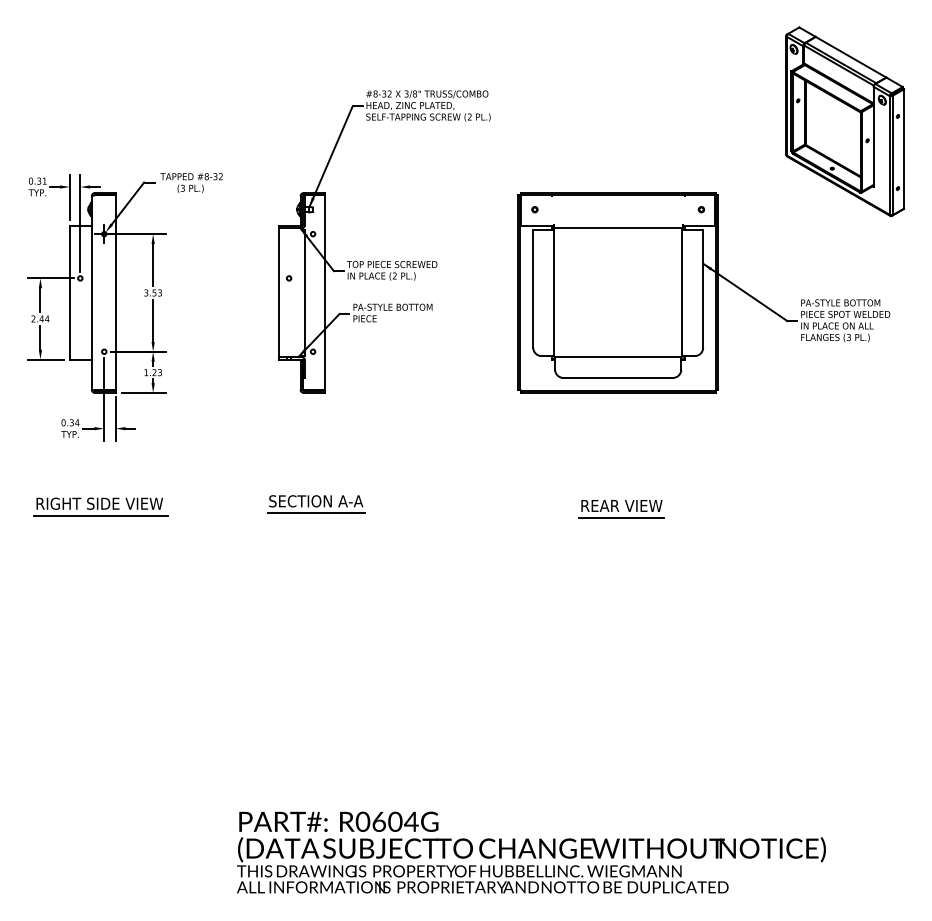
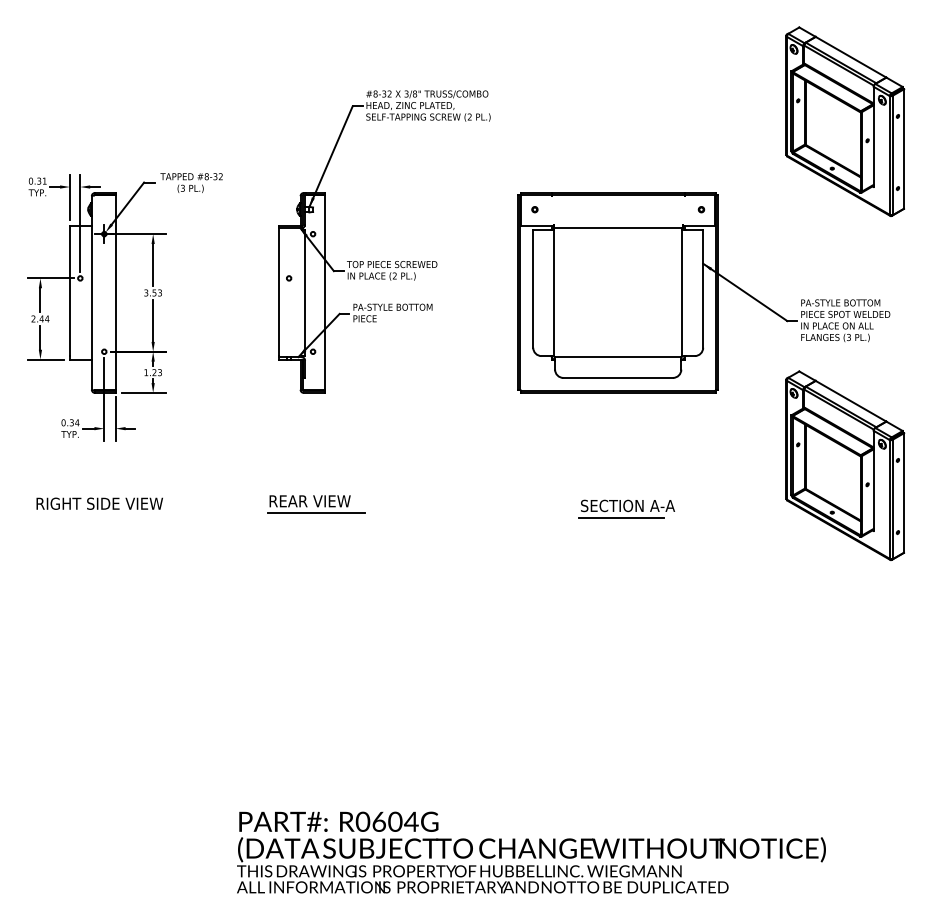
part: none -> present (845, 465)
text: SECTION A-A -> REAR VIEW (316, 501)
text: REAR VIEW -> SECTION A-A (628, 505)
line: present -> none (100, 515)
